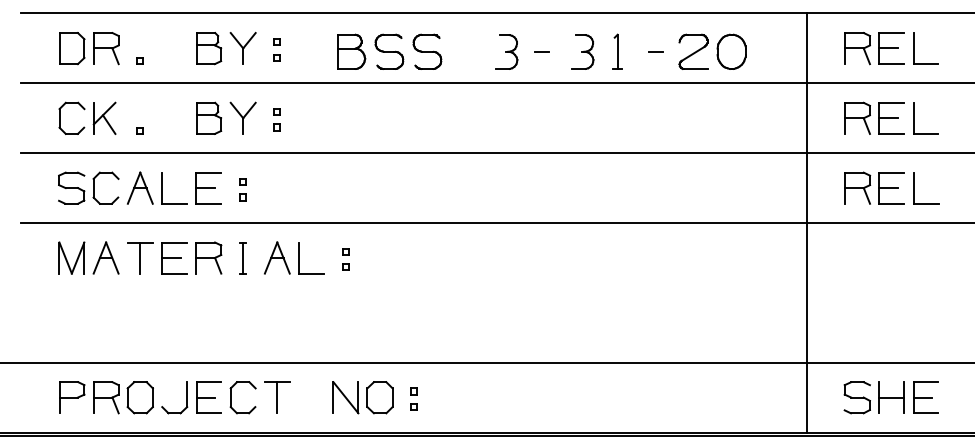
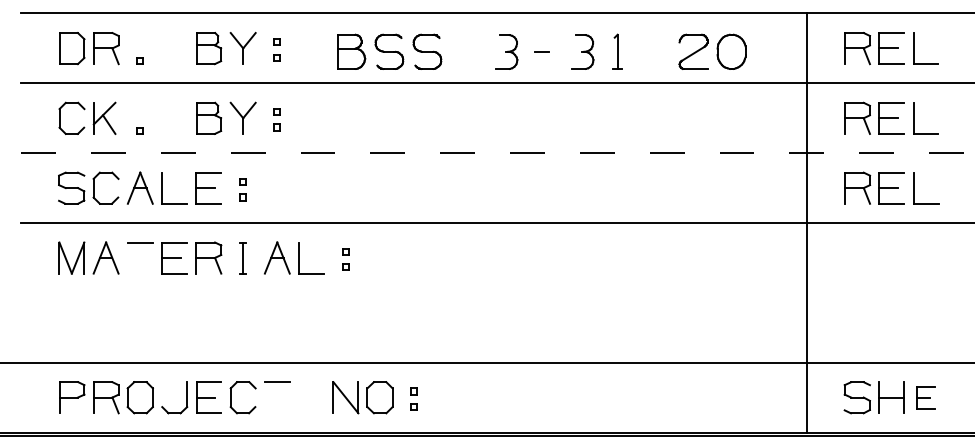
line: present -> none (655, 51)
line: solid -> dashed (497, 153)
line: present -> none (140, 257)
line: present -> none (277, 397)
part size: 26x33 px -> 20x24 px (925, 397)
